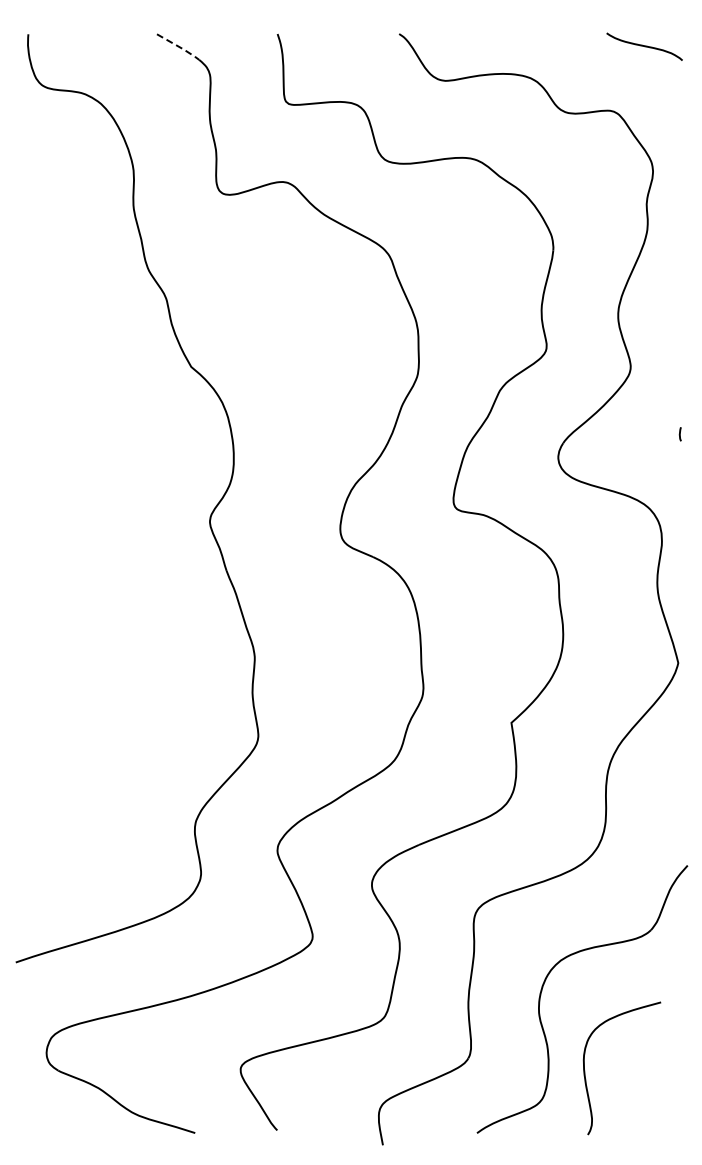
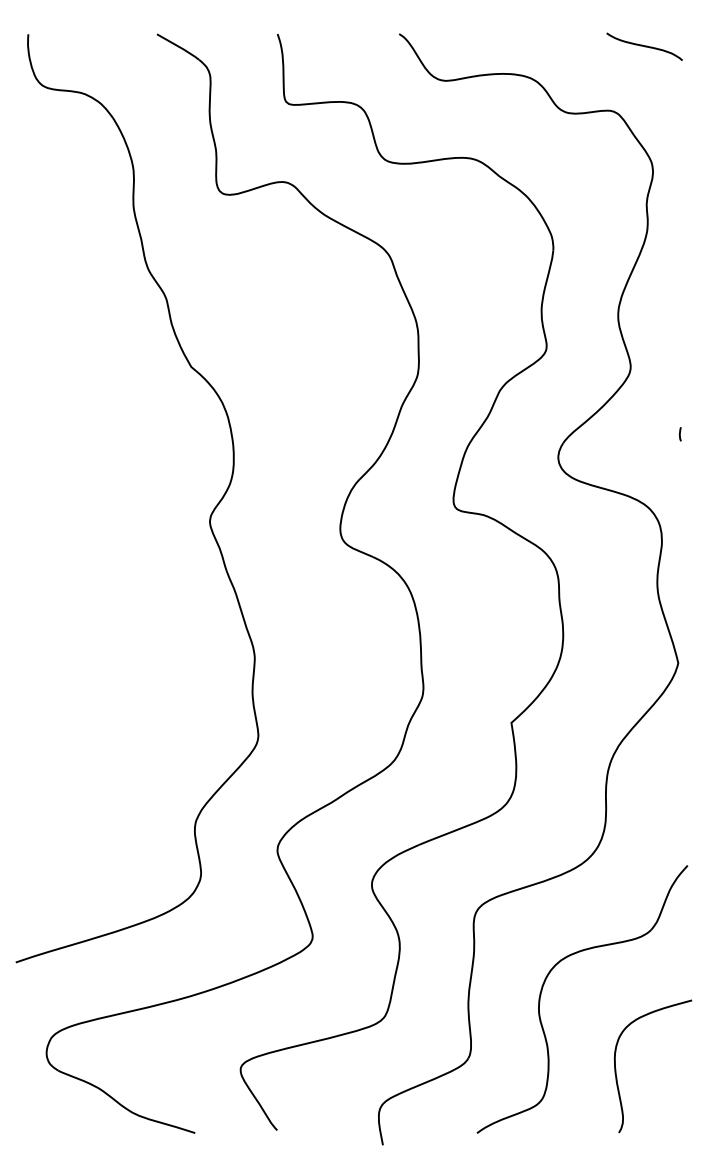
line: dashed -> solid (180, 47)
curve position: (585, 1070) -> (616, 1068) (616, 1068)
